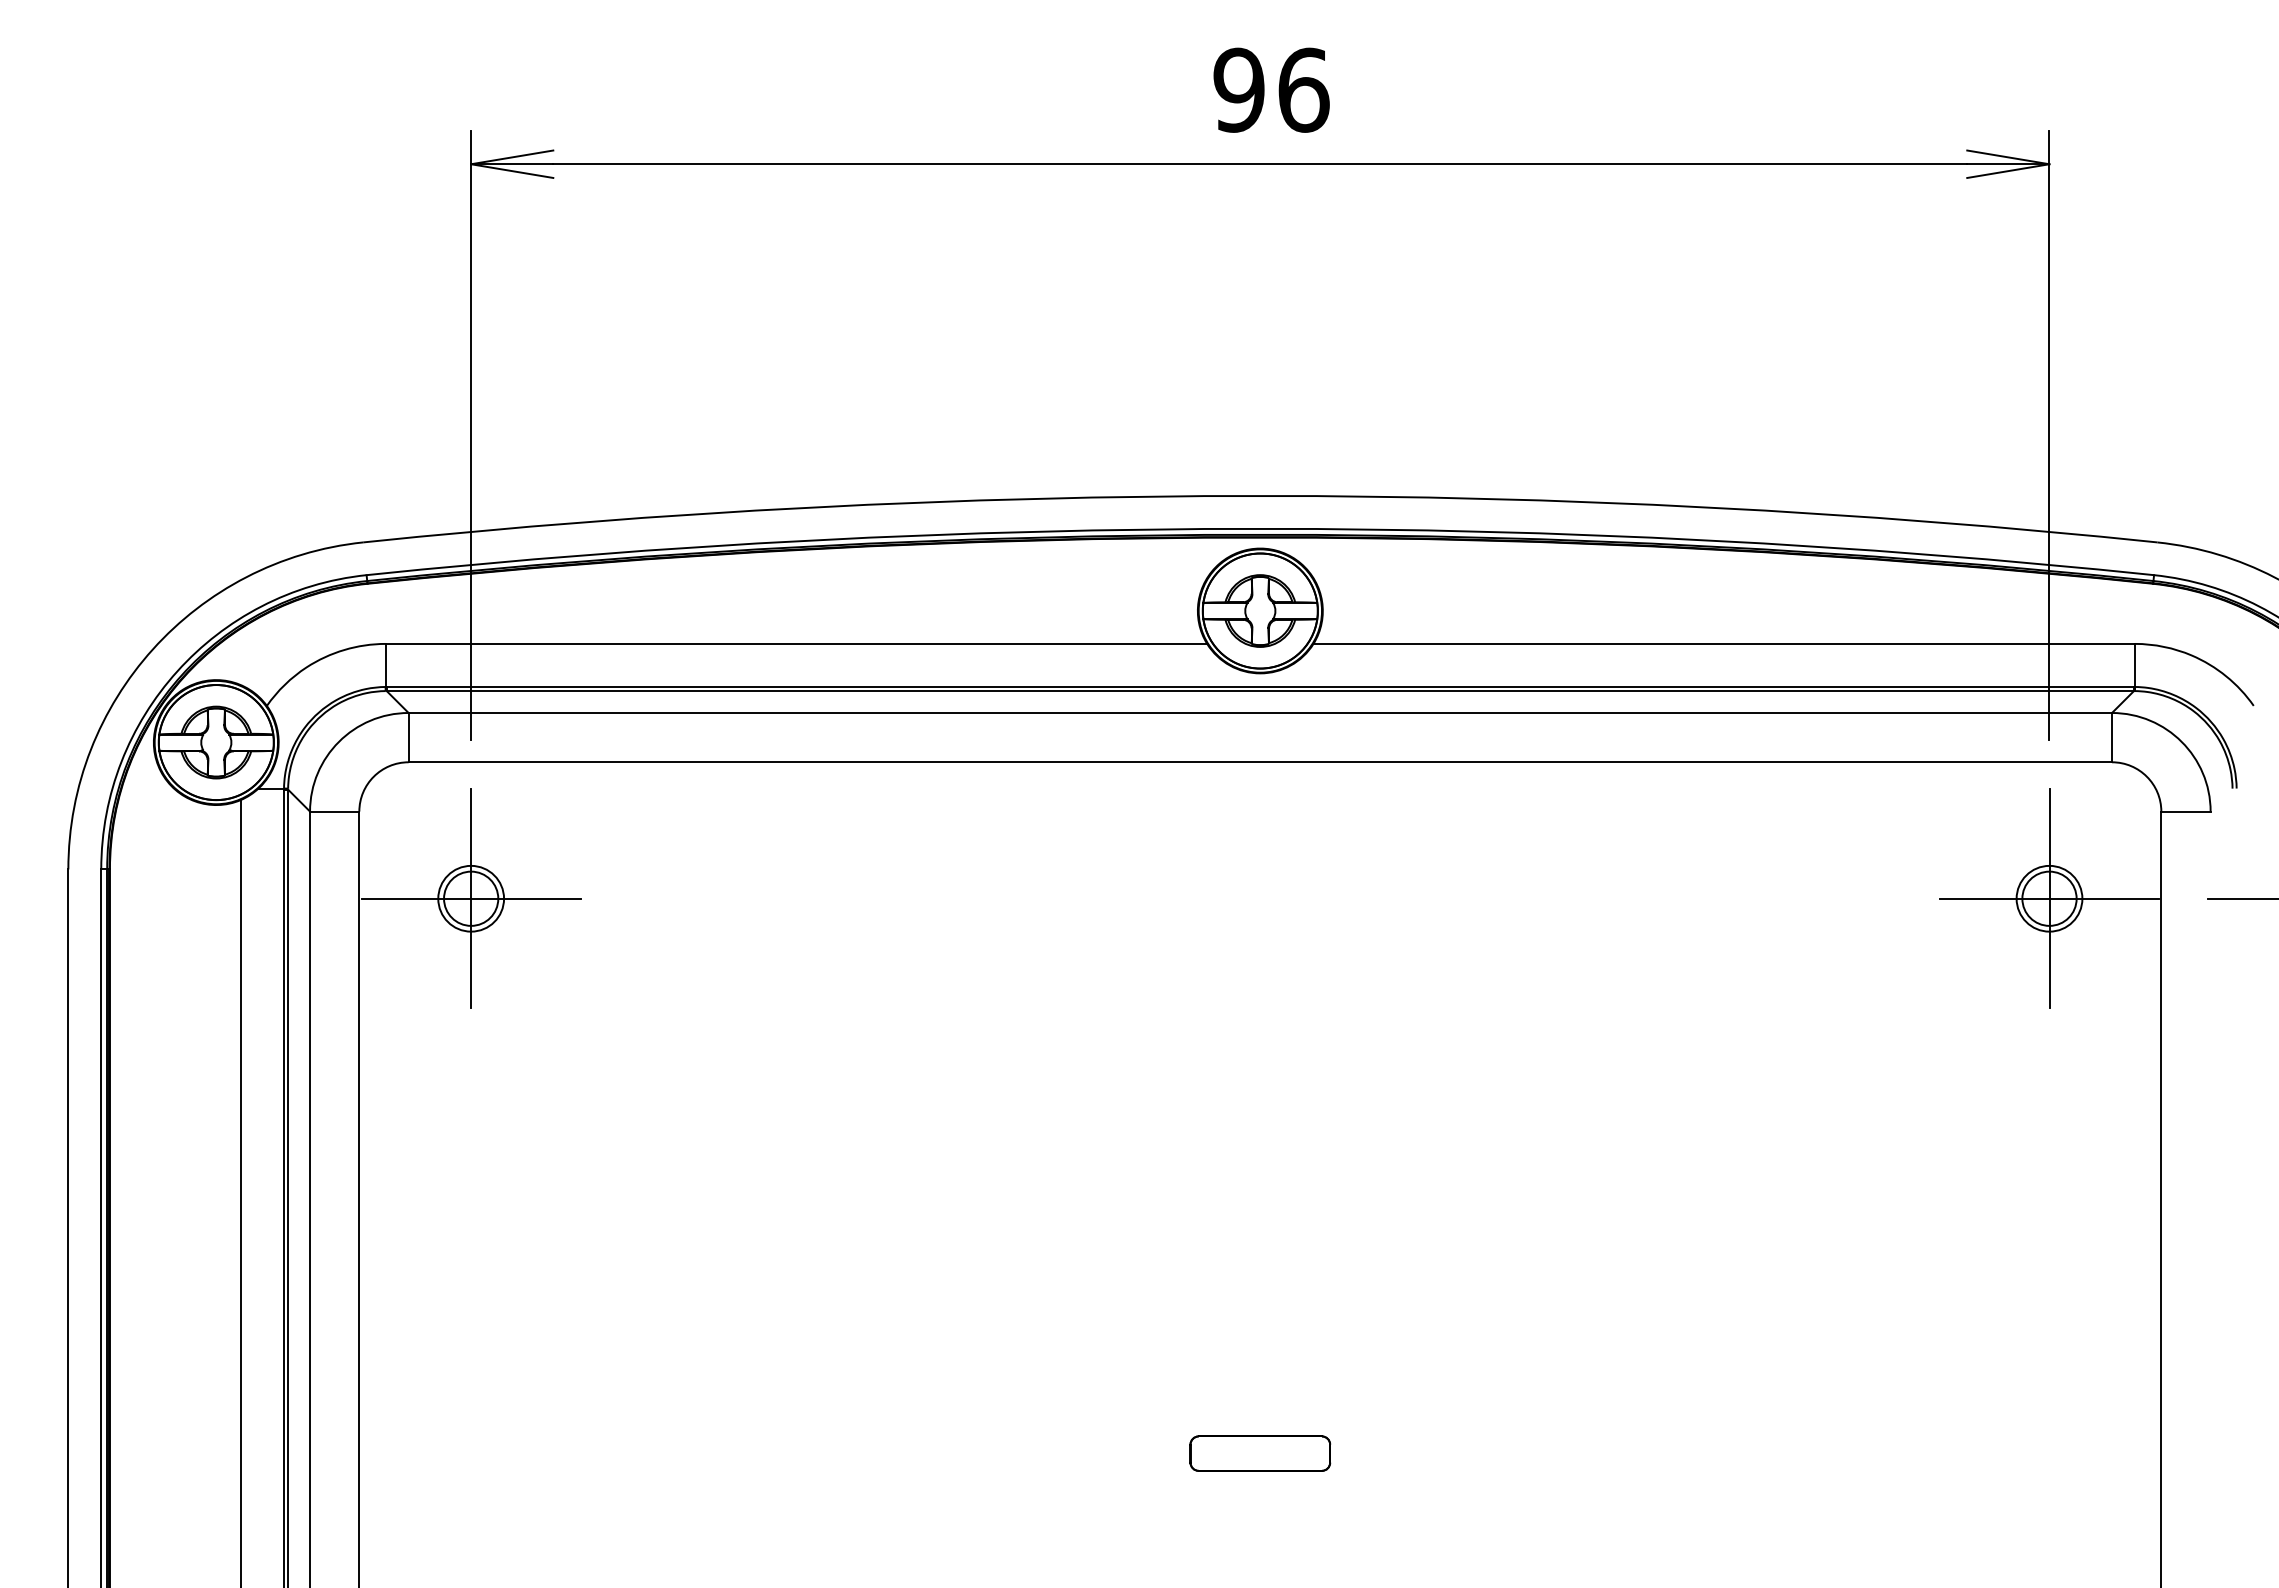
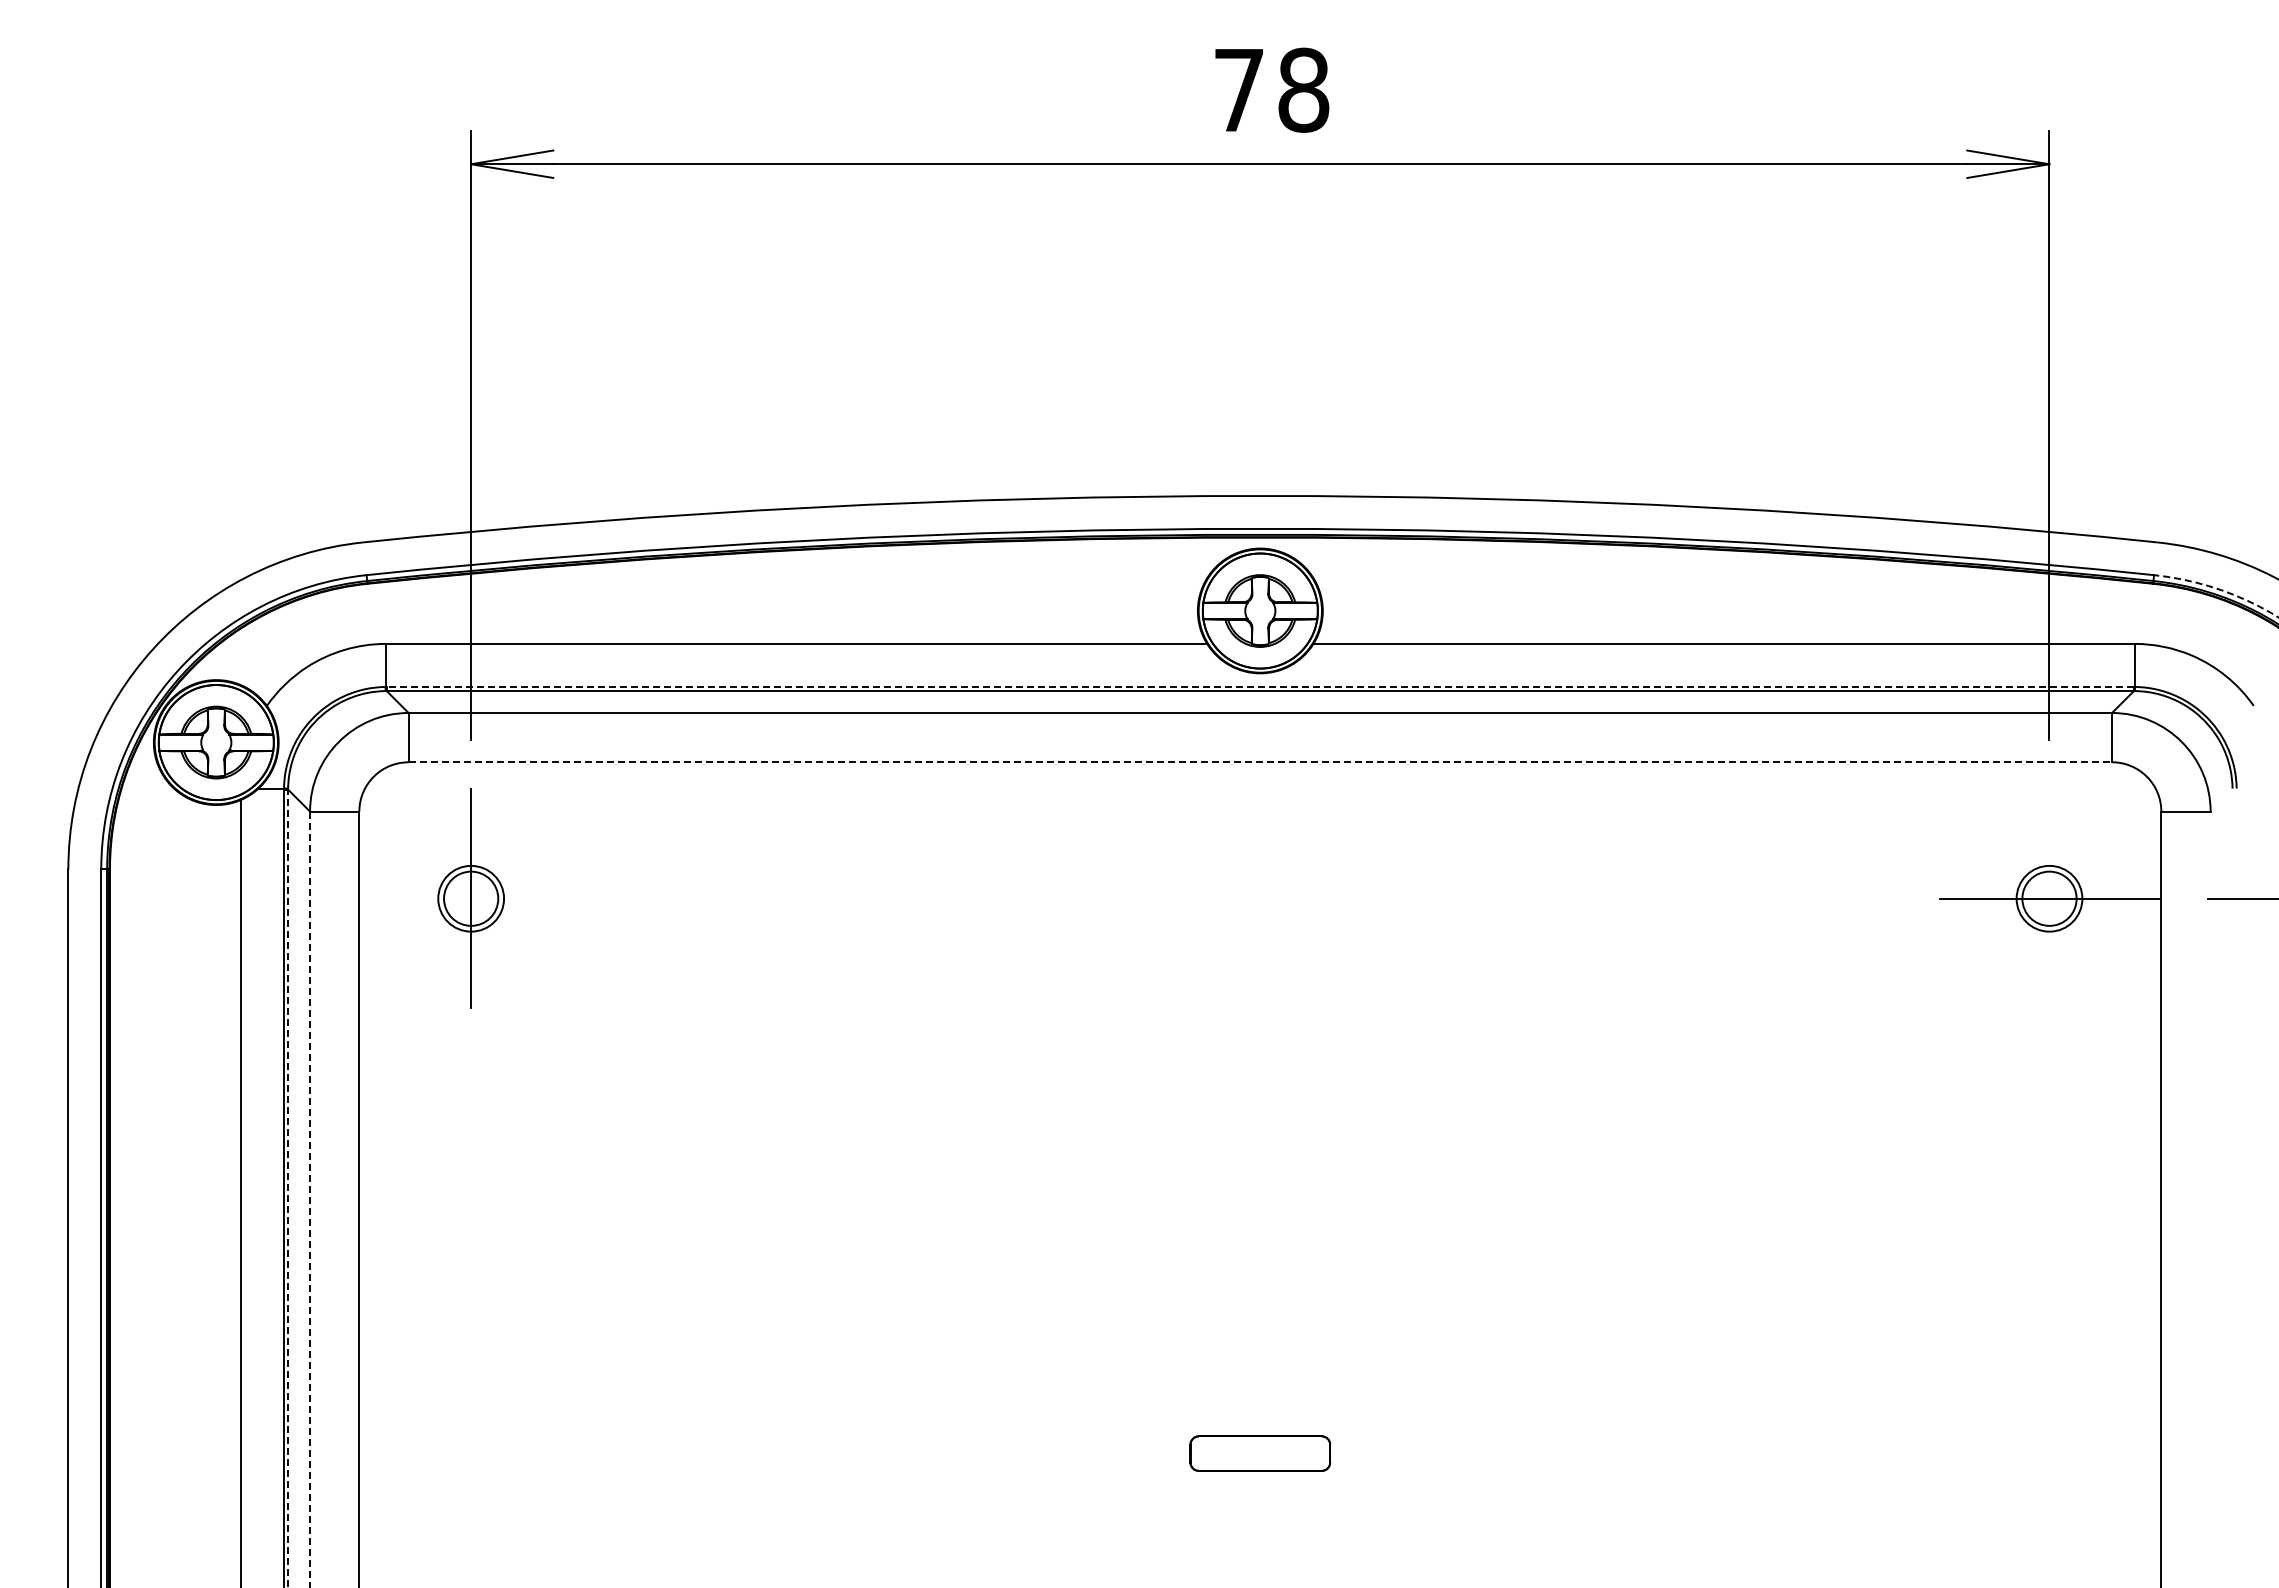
text: 96 -> 78 (1271, 89)
arc: solid -> dashed (2219, 589)
line: solid -> dashed (1260, 686)
line: solid -> dashed (1260, 762)
line: present -> none (470, 898)
line: present -> none (2049, 898)
line: solid -> dashed (288, 1188)
line: solid -> dashed (310, 1199)
